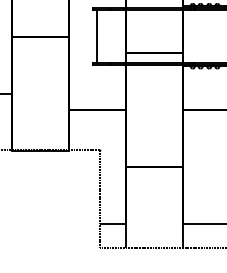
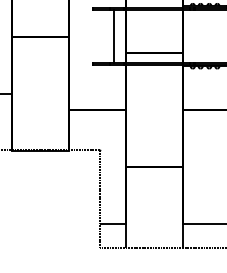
line position: (97, 35) -> (114, 35) (114, 35)
